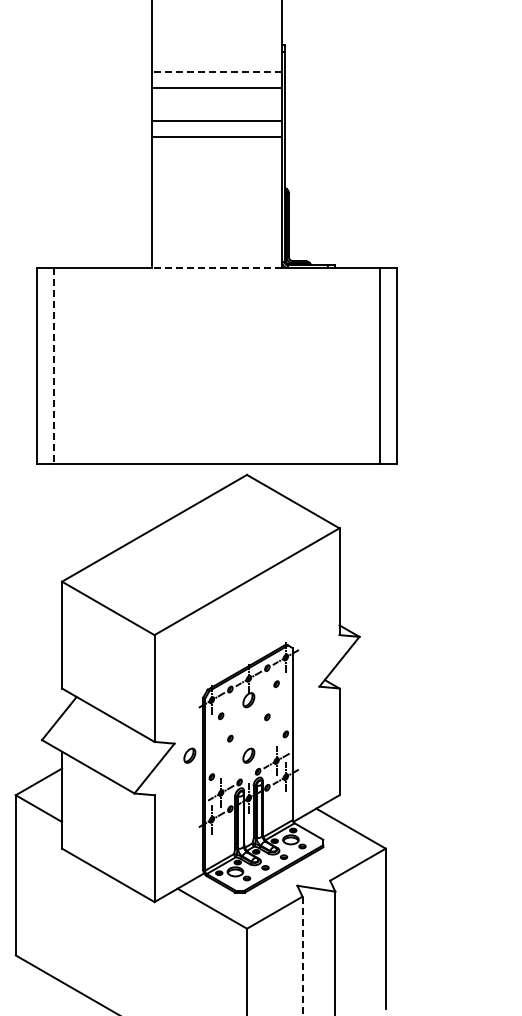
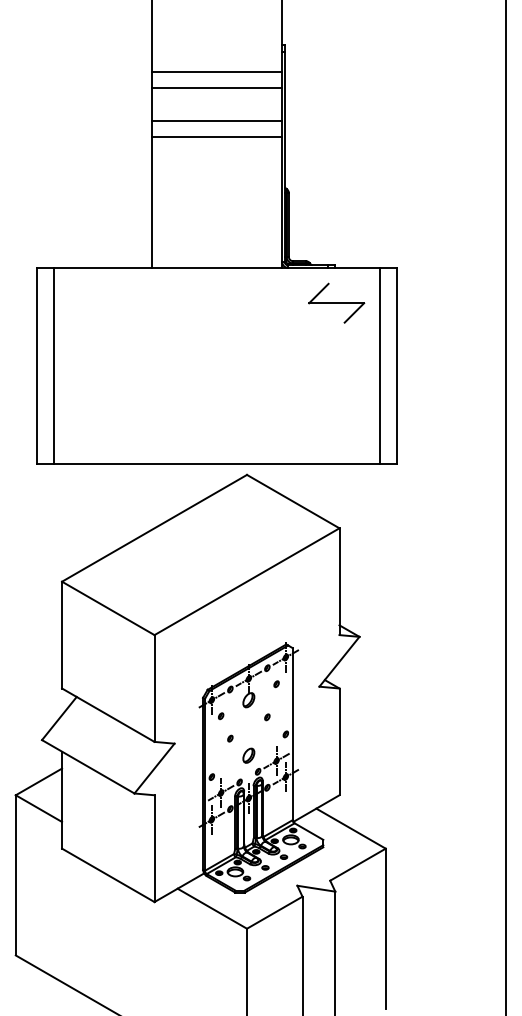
line: dashed -> solid (216, 71)
line: dashed -> solid (216, 267)
part: none -> present (336, 302)
line: dashed -> solid (53, 366)
line: none -> present (506, 507)
part: present -> none (189, 755)
line: dashed -> solid (302, 956)
